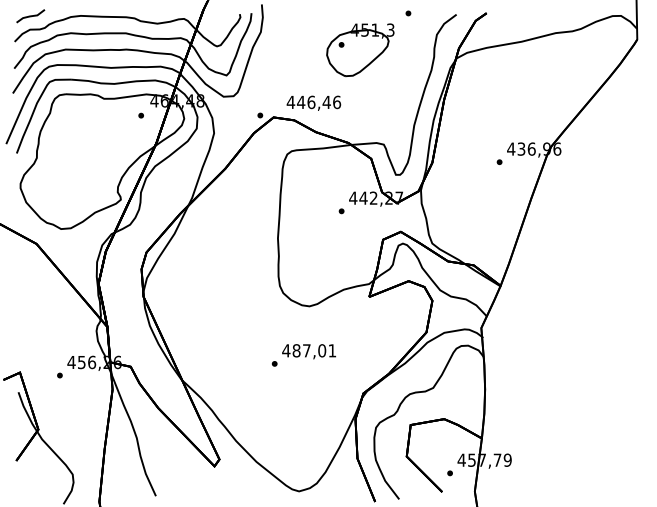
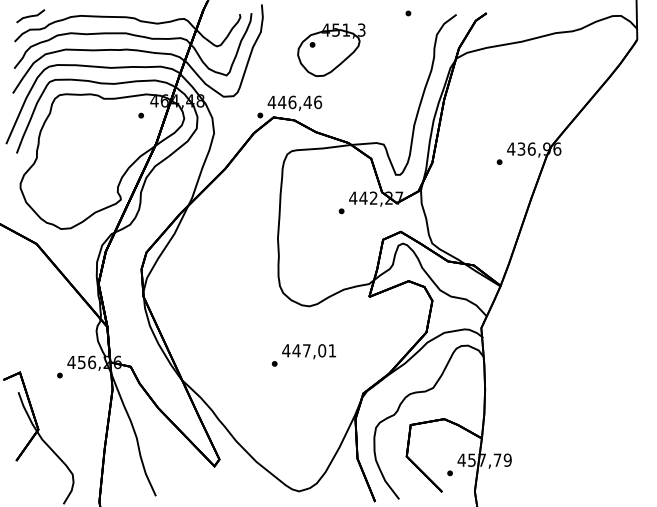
part position: (360, 50) -> (331, 50) (331, 50)
text position: (313, 102) -> (294, 102) (294, 102)
text: 487,01 -> 447,01 (296, 350)
